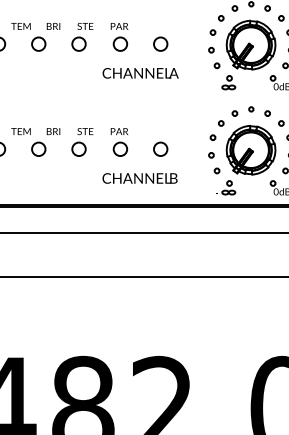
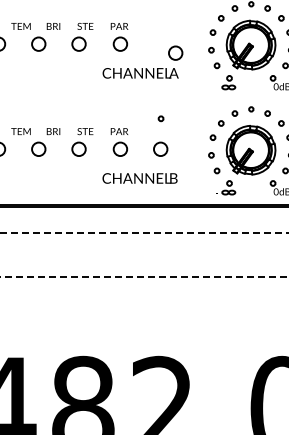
circle position: (160, 43) -> (175, 52) (175, 52)
circle: none -> present (160, 118)
line: solid -> dashed (144, 233)
line: solid -> dashed (144, 277)
